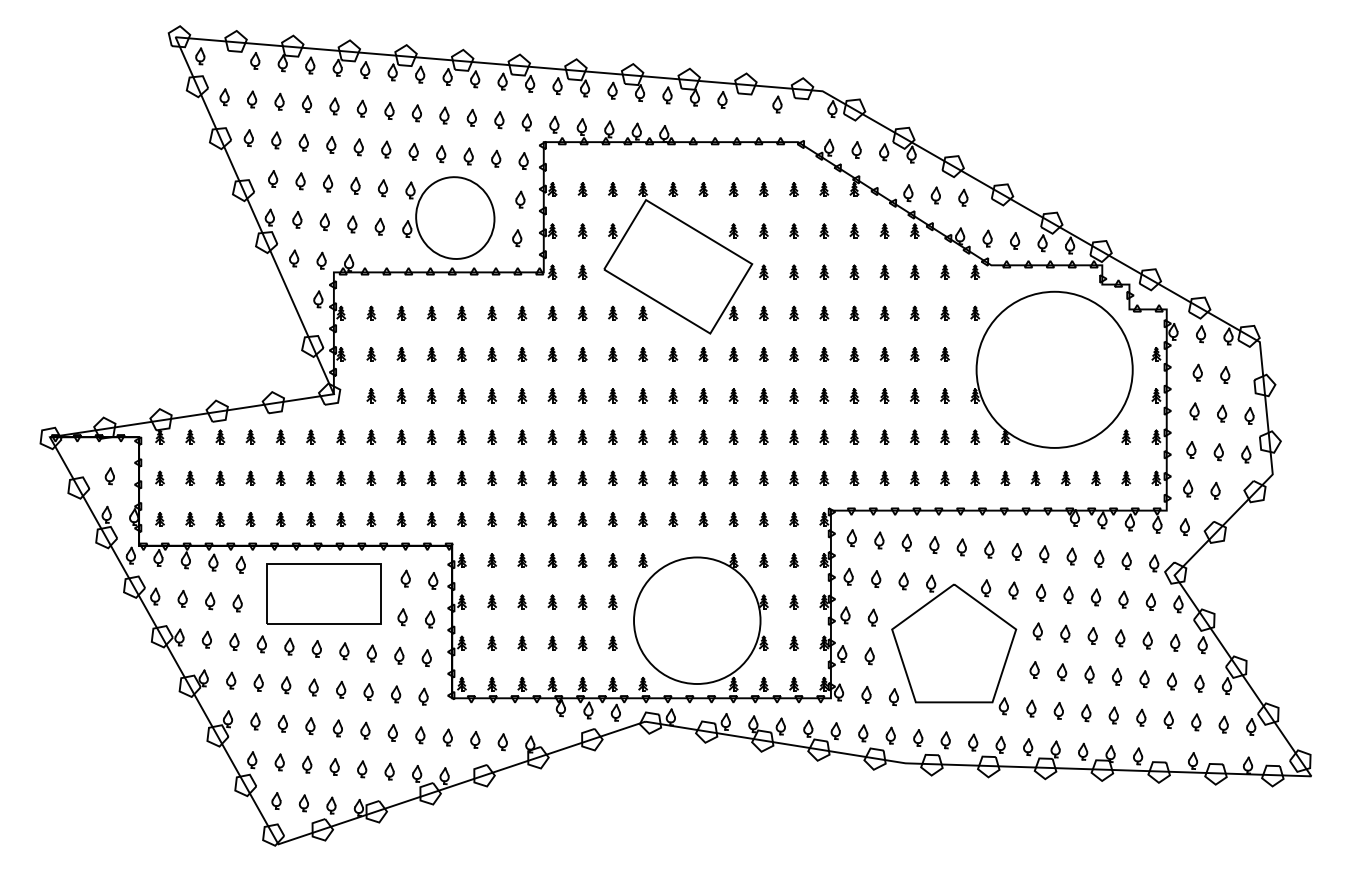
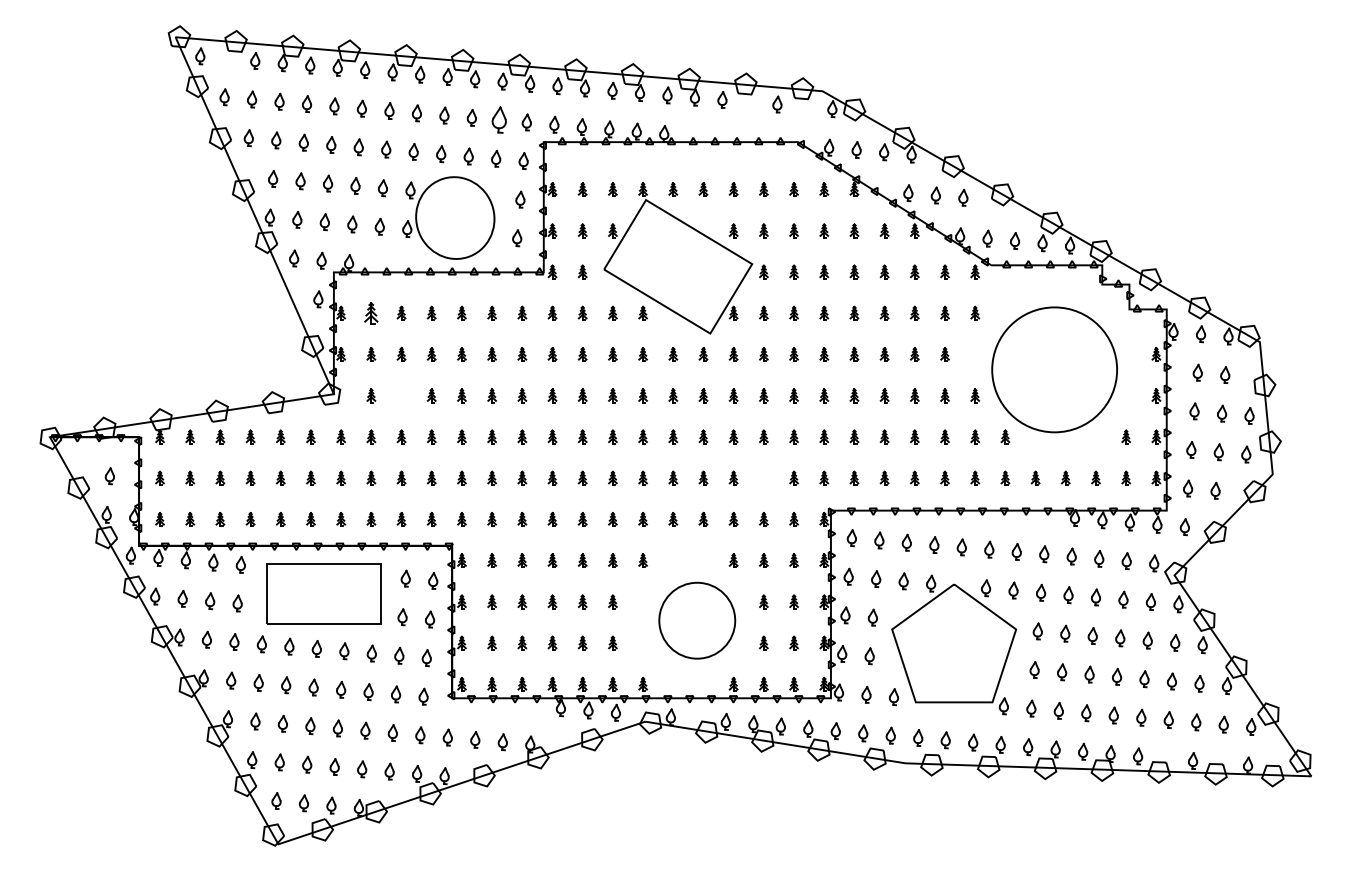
part size: 11x19 px -> 16x28 px (498, 119)
part size: 11x16 px -> 15x23 px (371, 313)
circle diameter: 156 px -> 125 px (1054, 369)
part: present -> none (401, 395)
part: present -> none (763, 477)
circle diameter: 127 px -> 76 px (697, 620)
